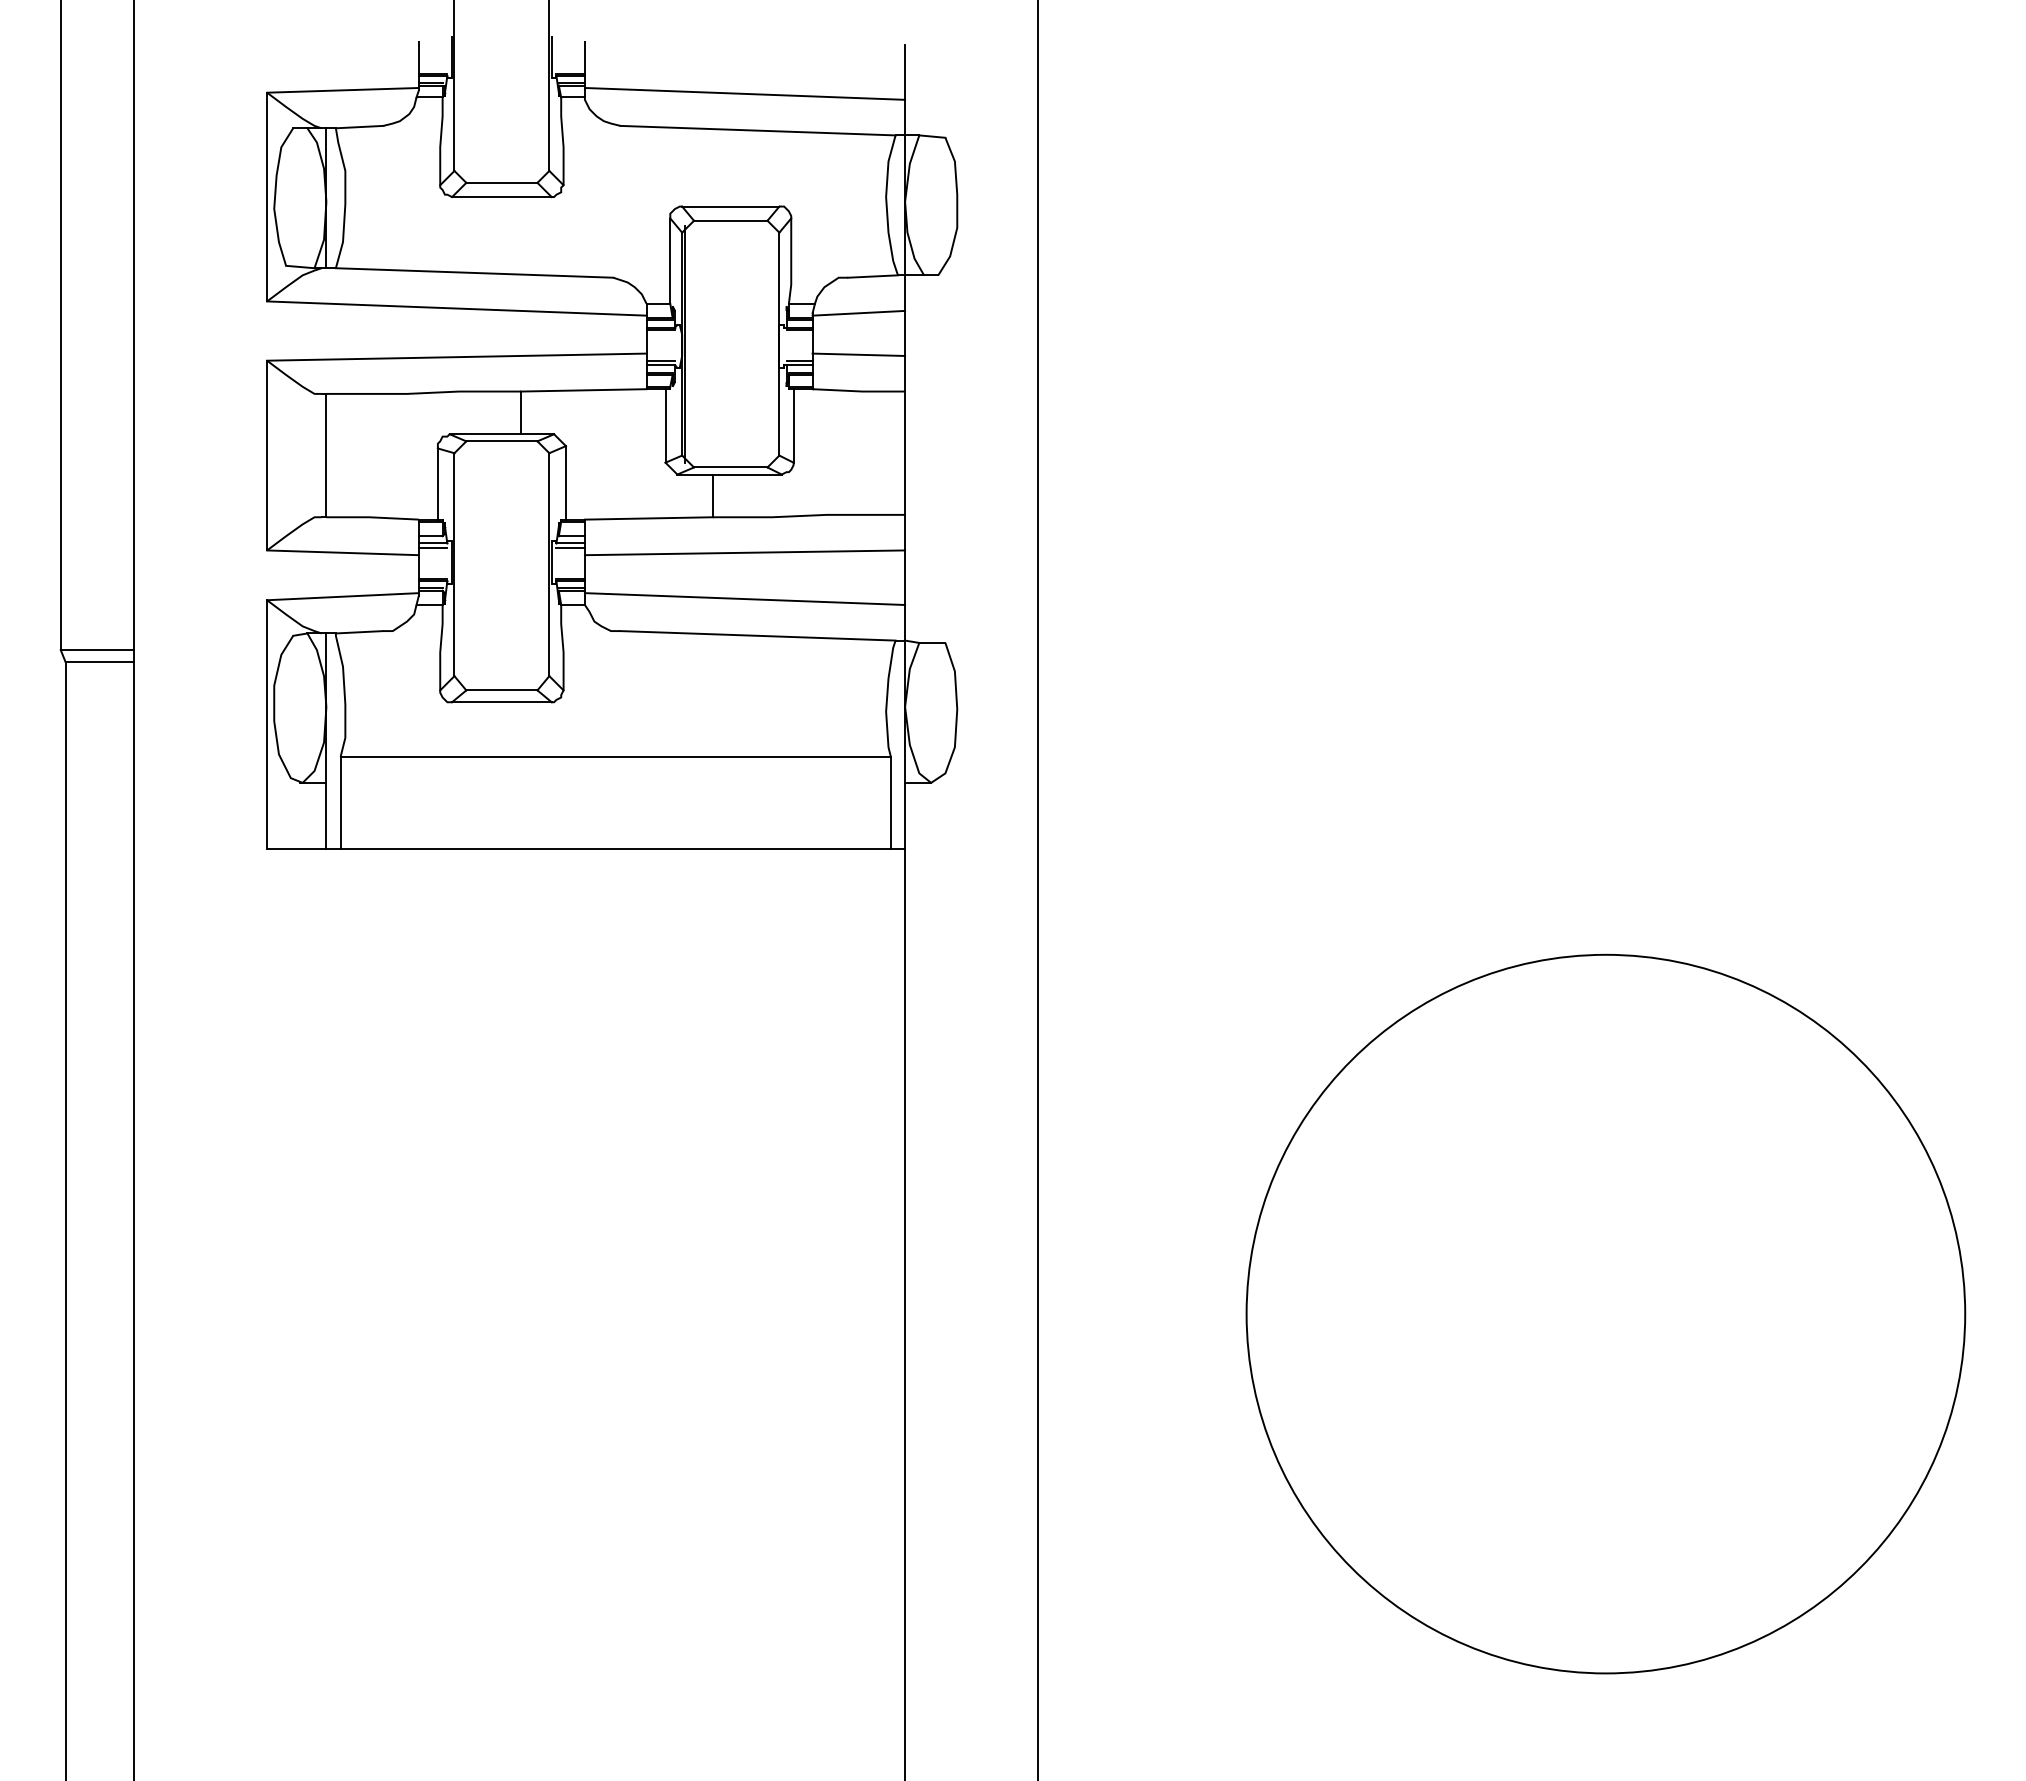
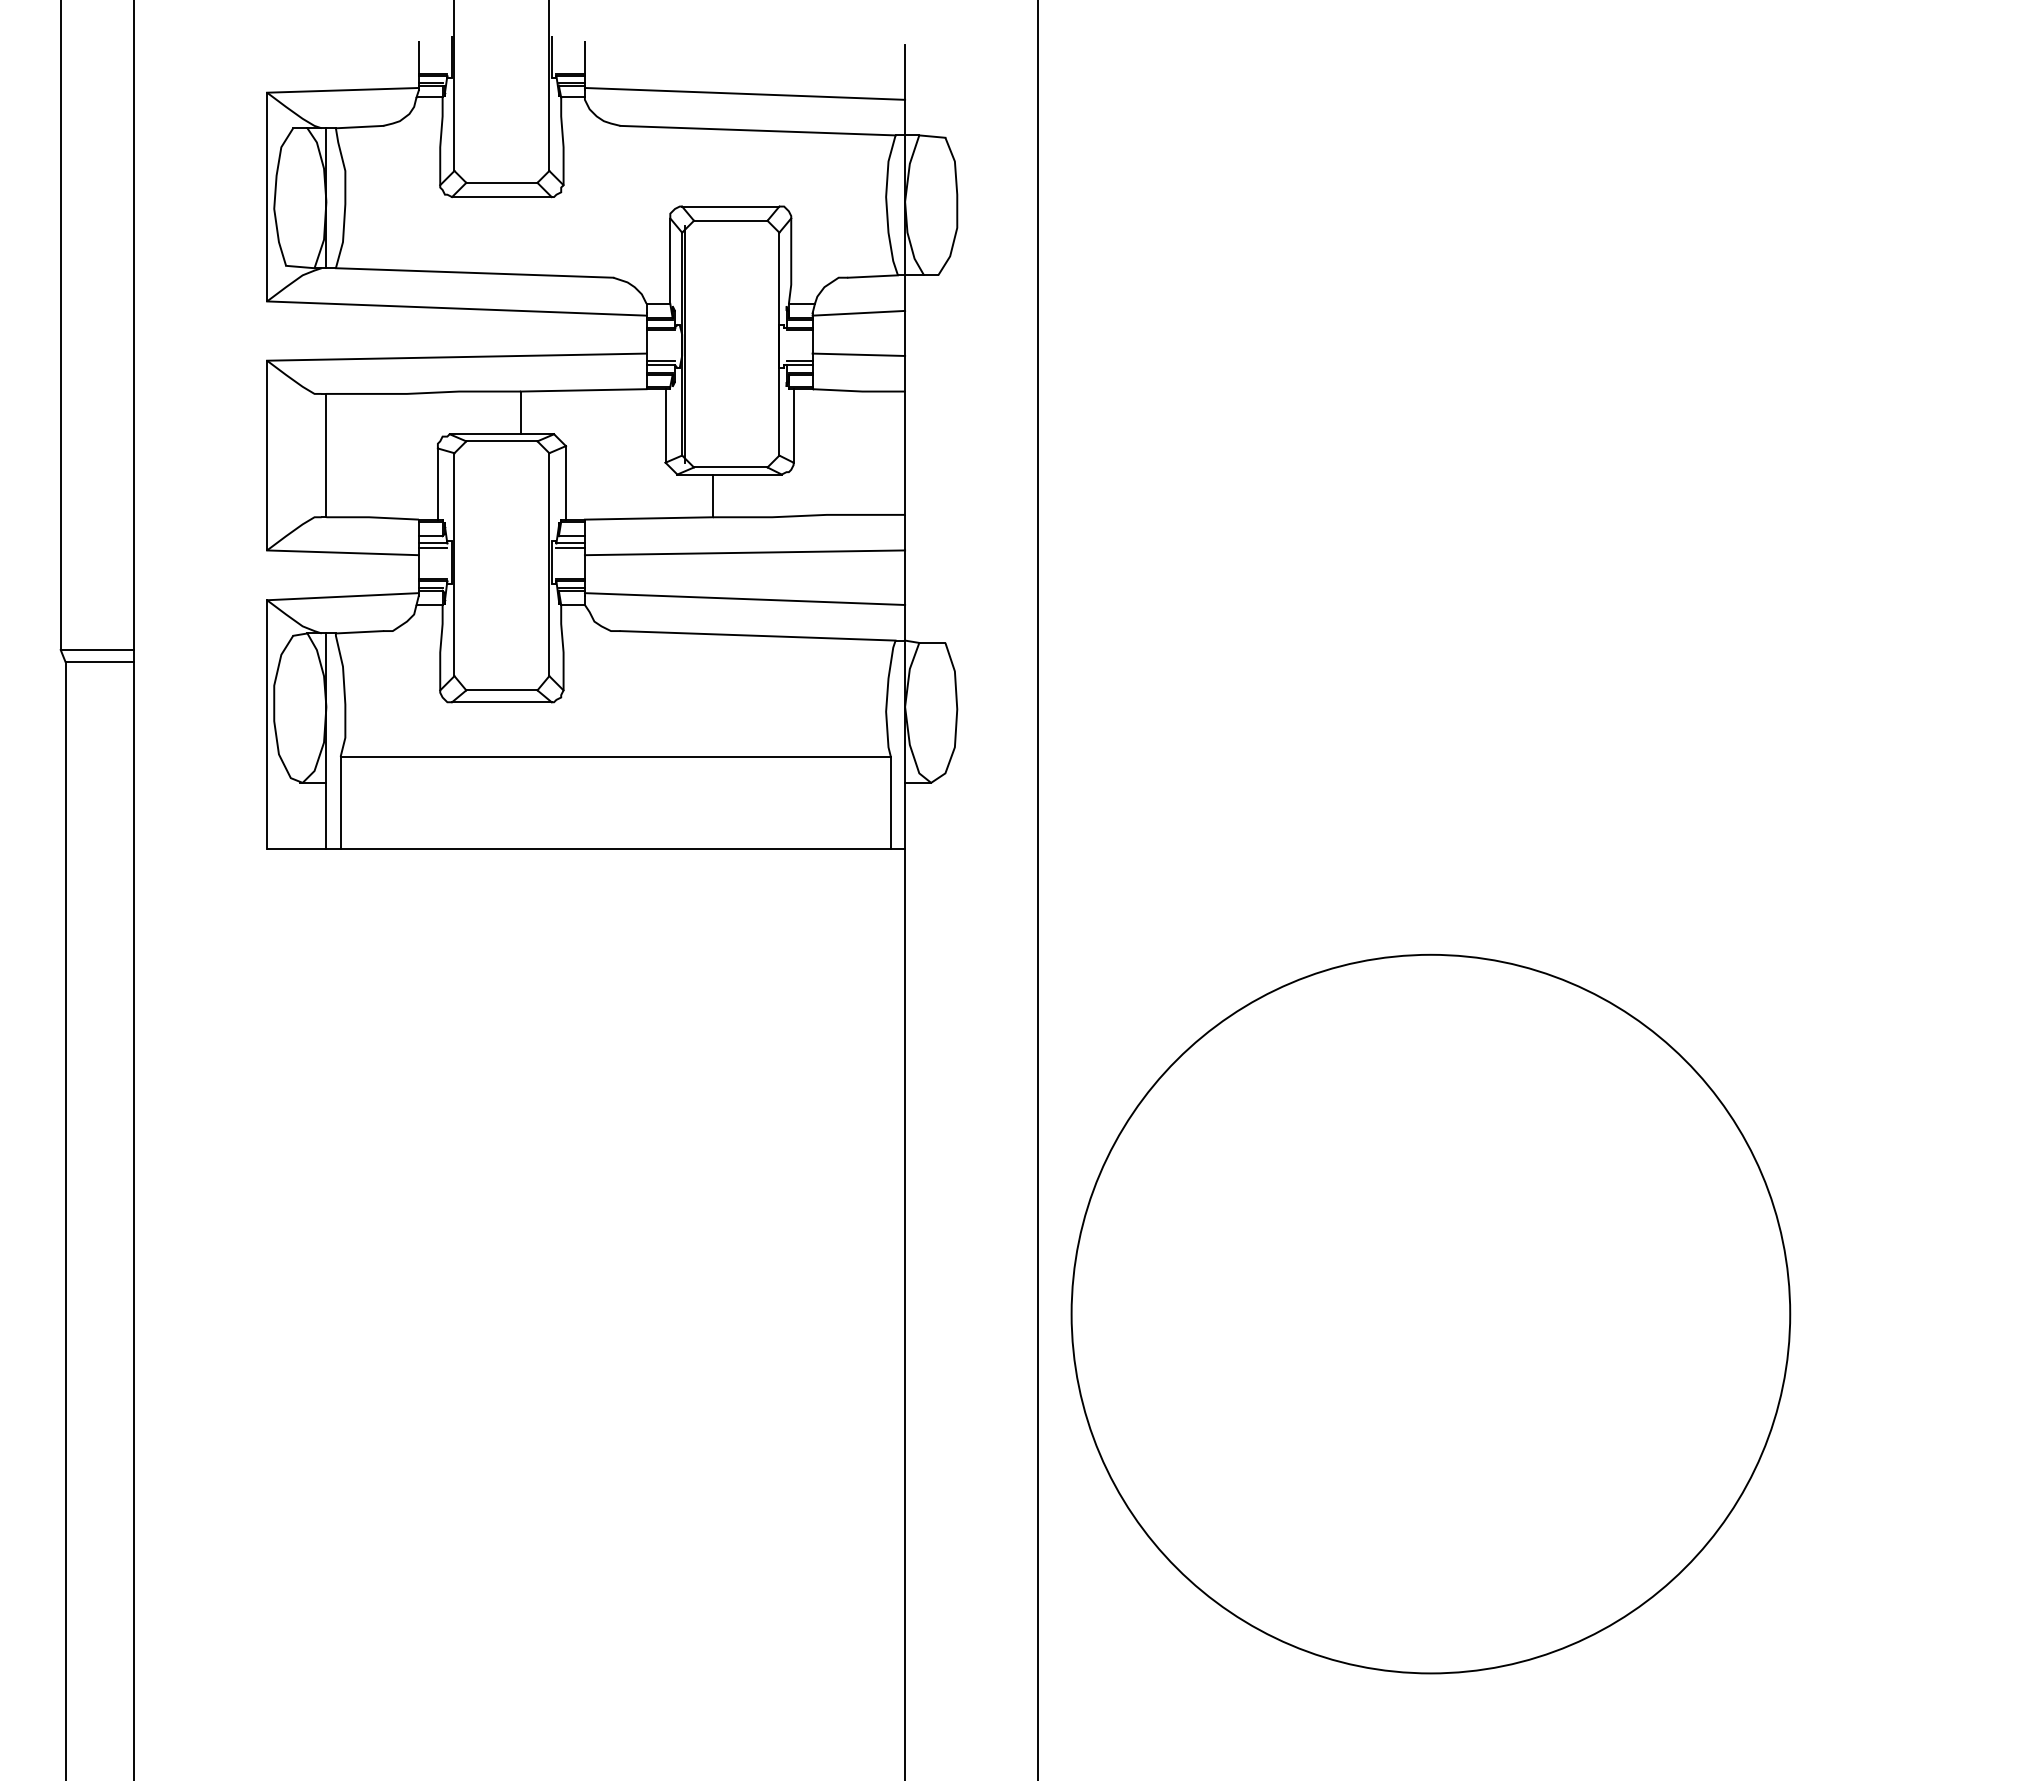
circle position: (1605, 1313) -> (1430, 1313) (1430, 1313)
